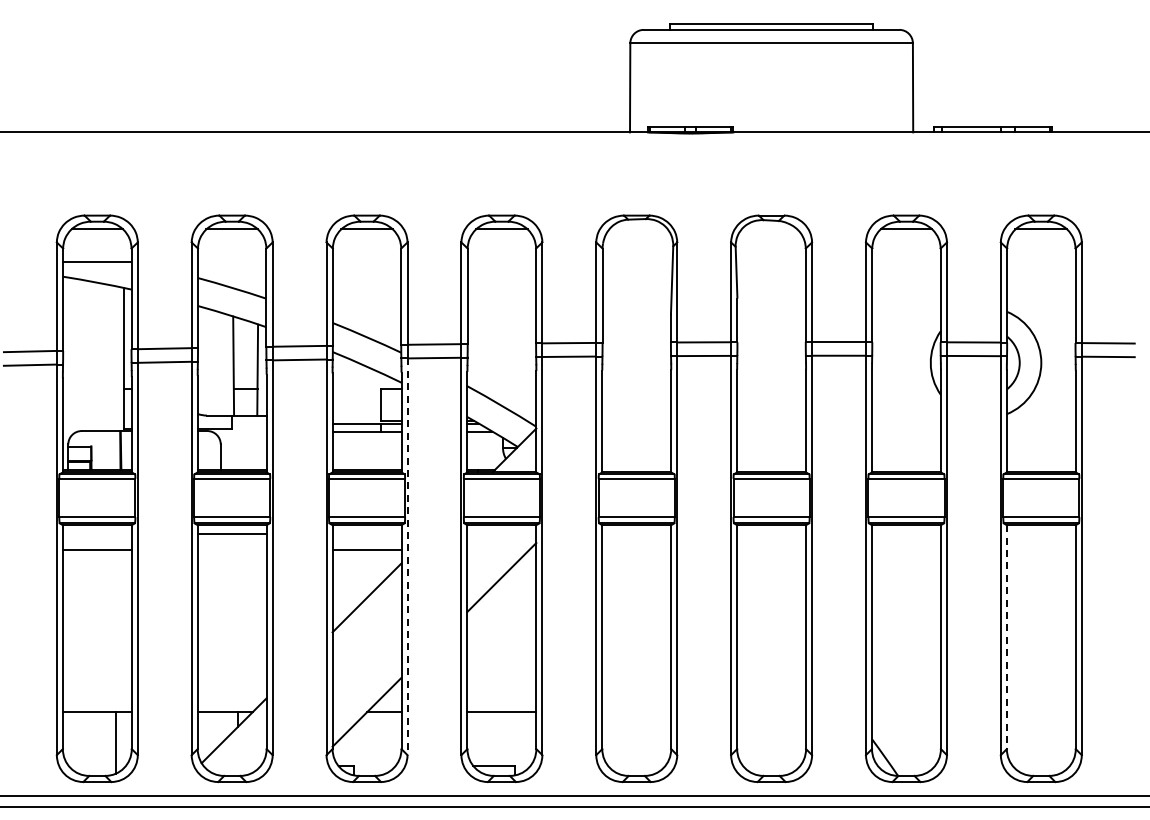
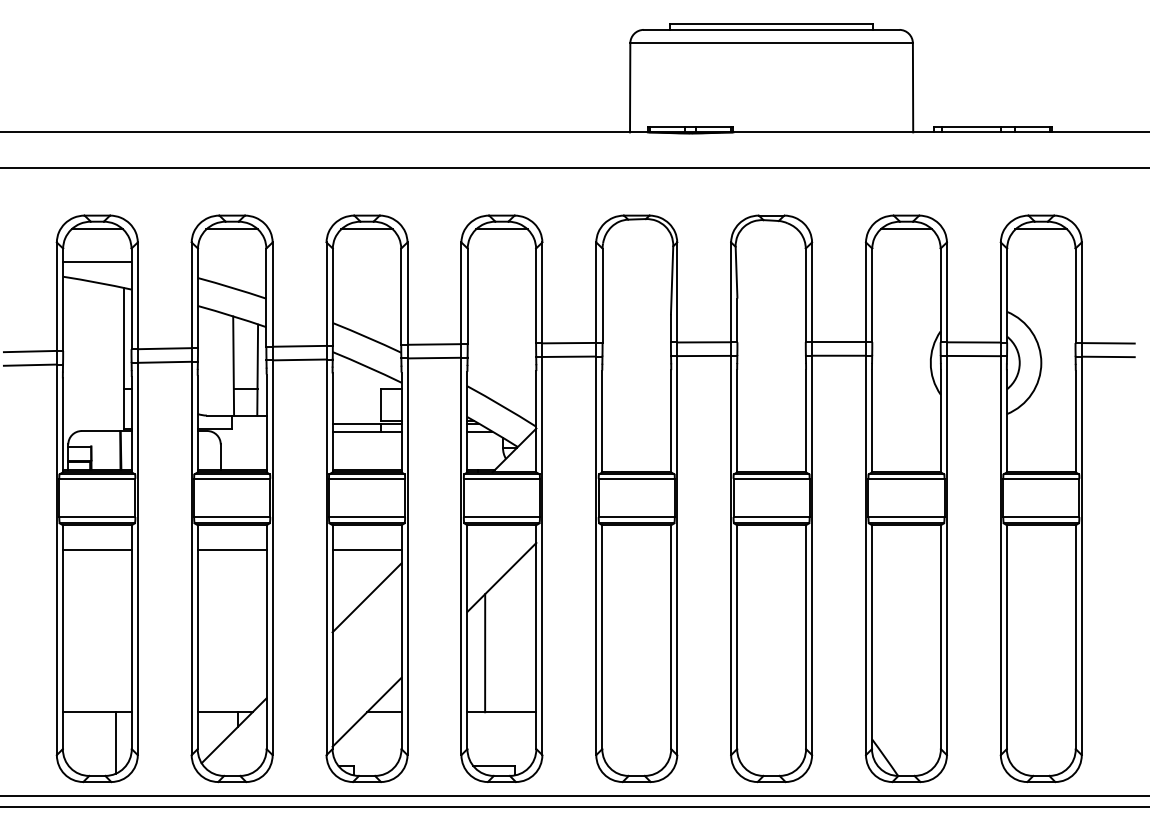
line: none -> present (574, 167)
line position: (231, 534) -> (231, 550) (231, 550)
line: dashed -> solid (407, 557)
line: dashed -> solid (1006, 637)
line: none -> present (485, 653)
